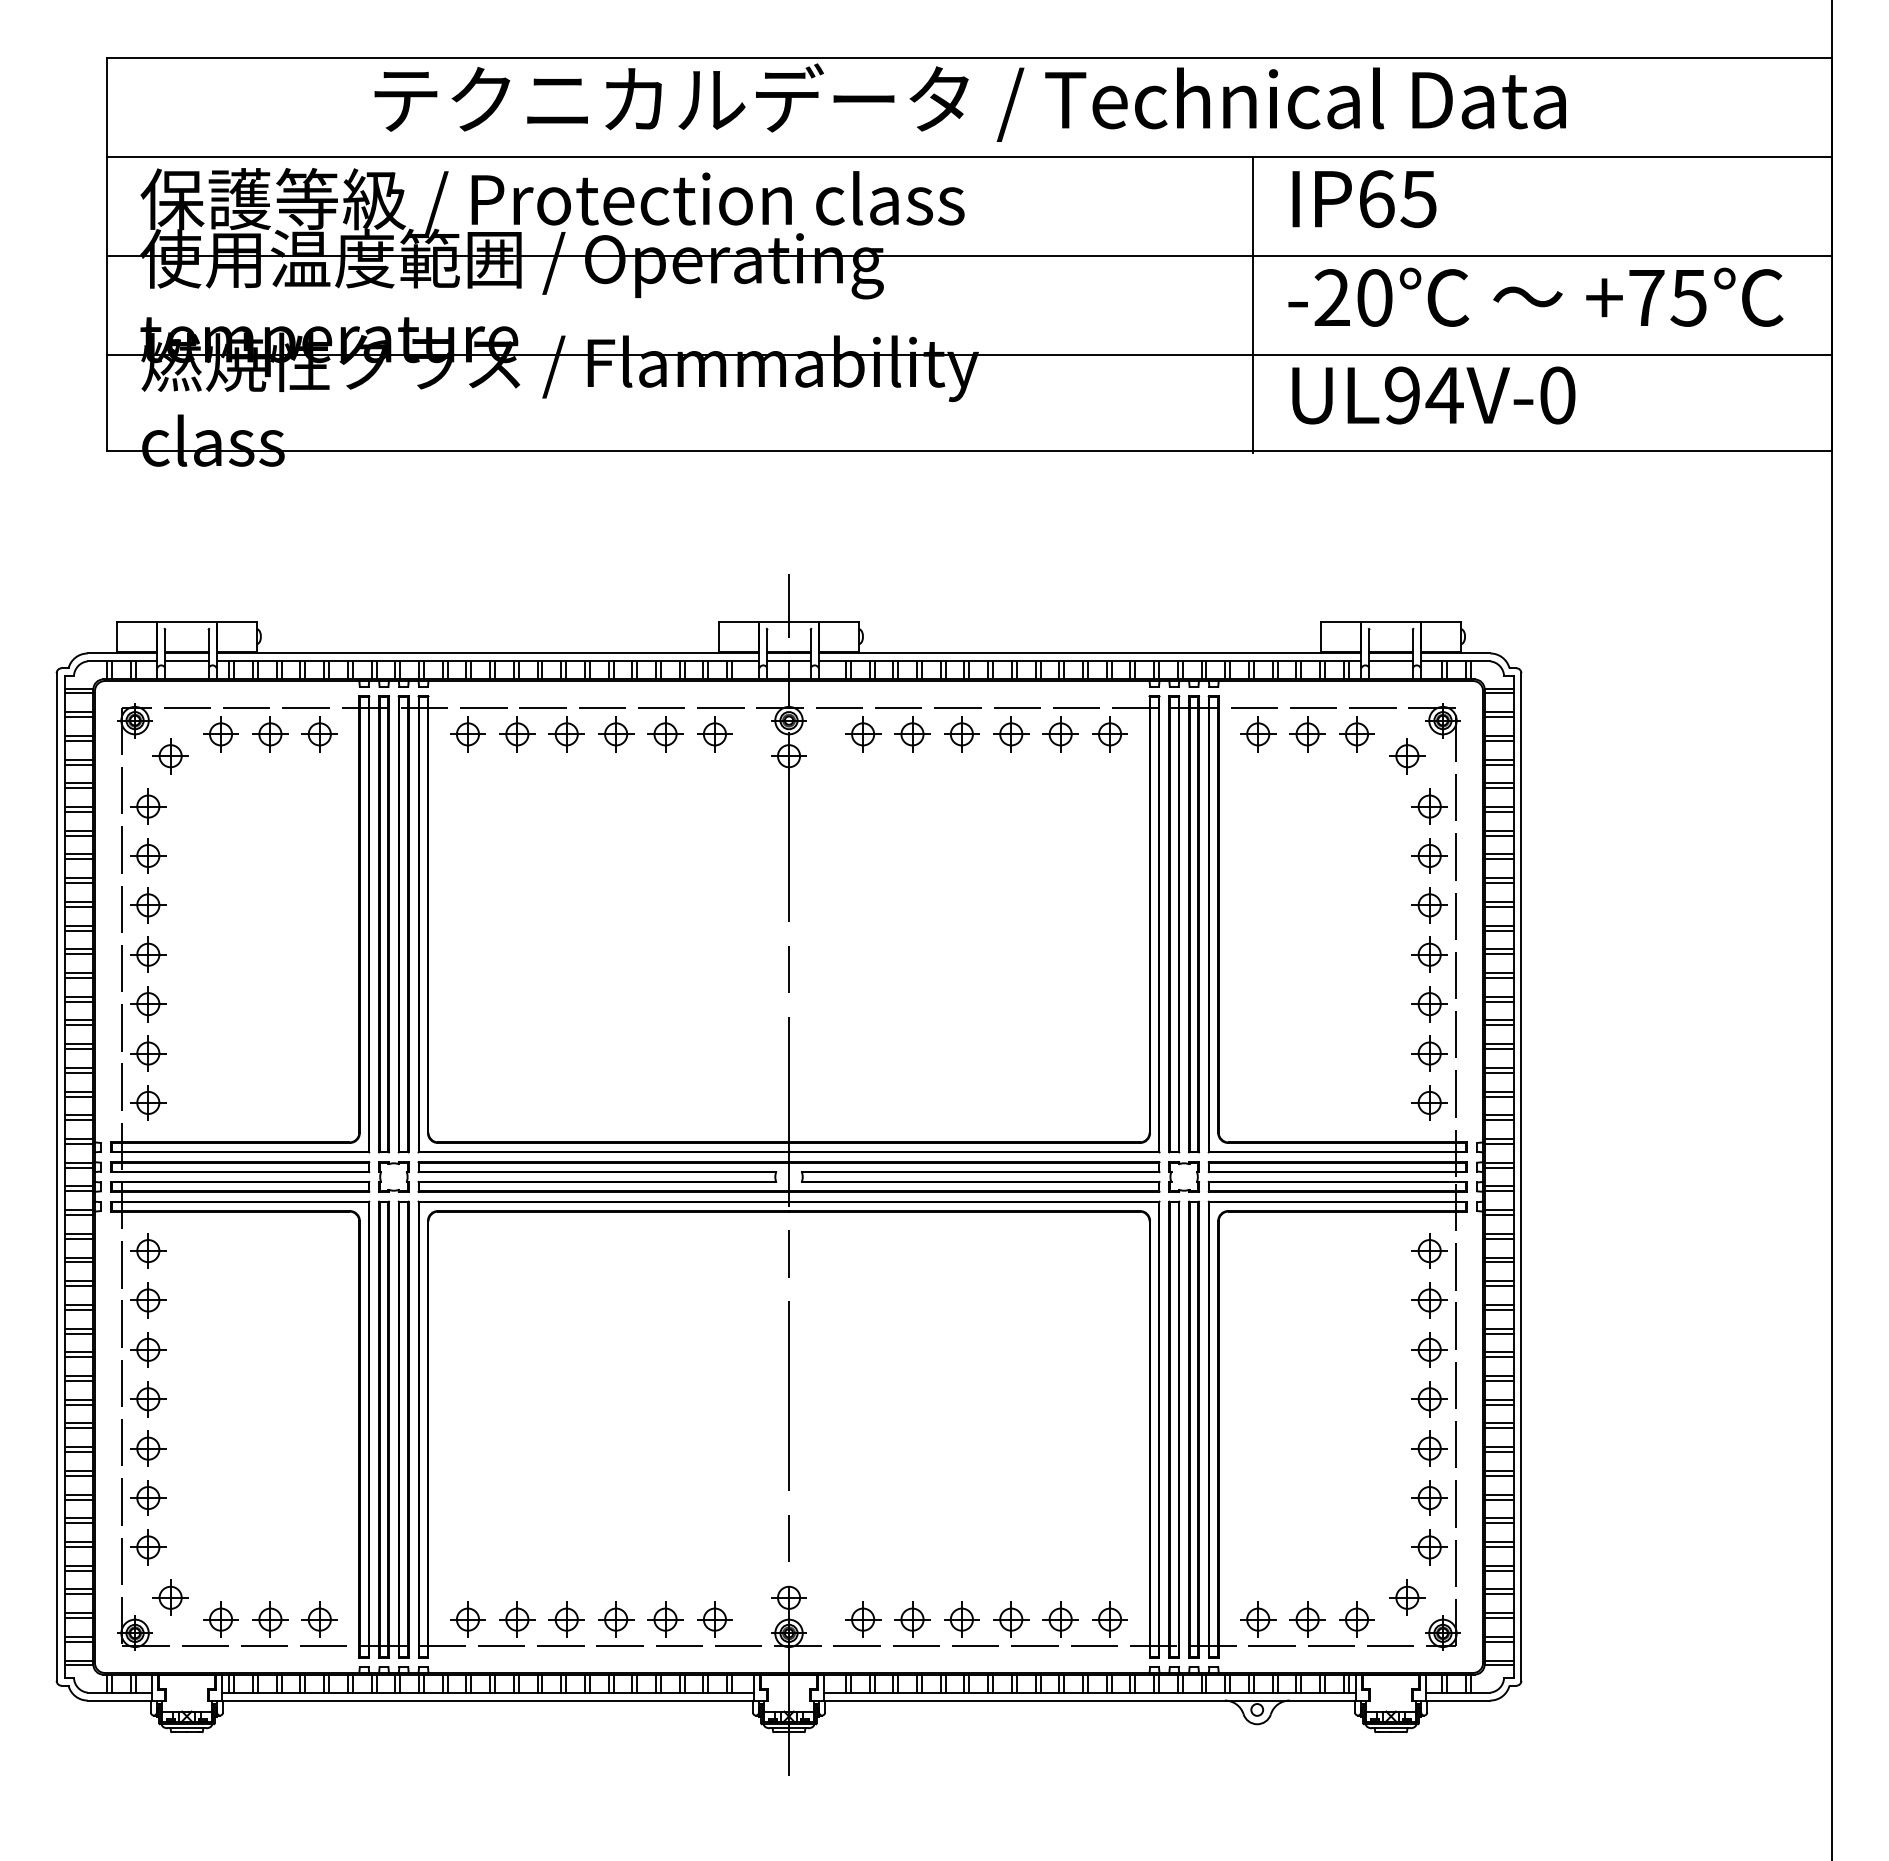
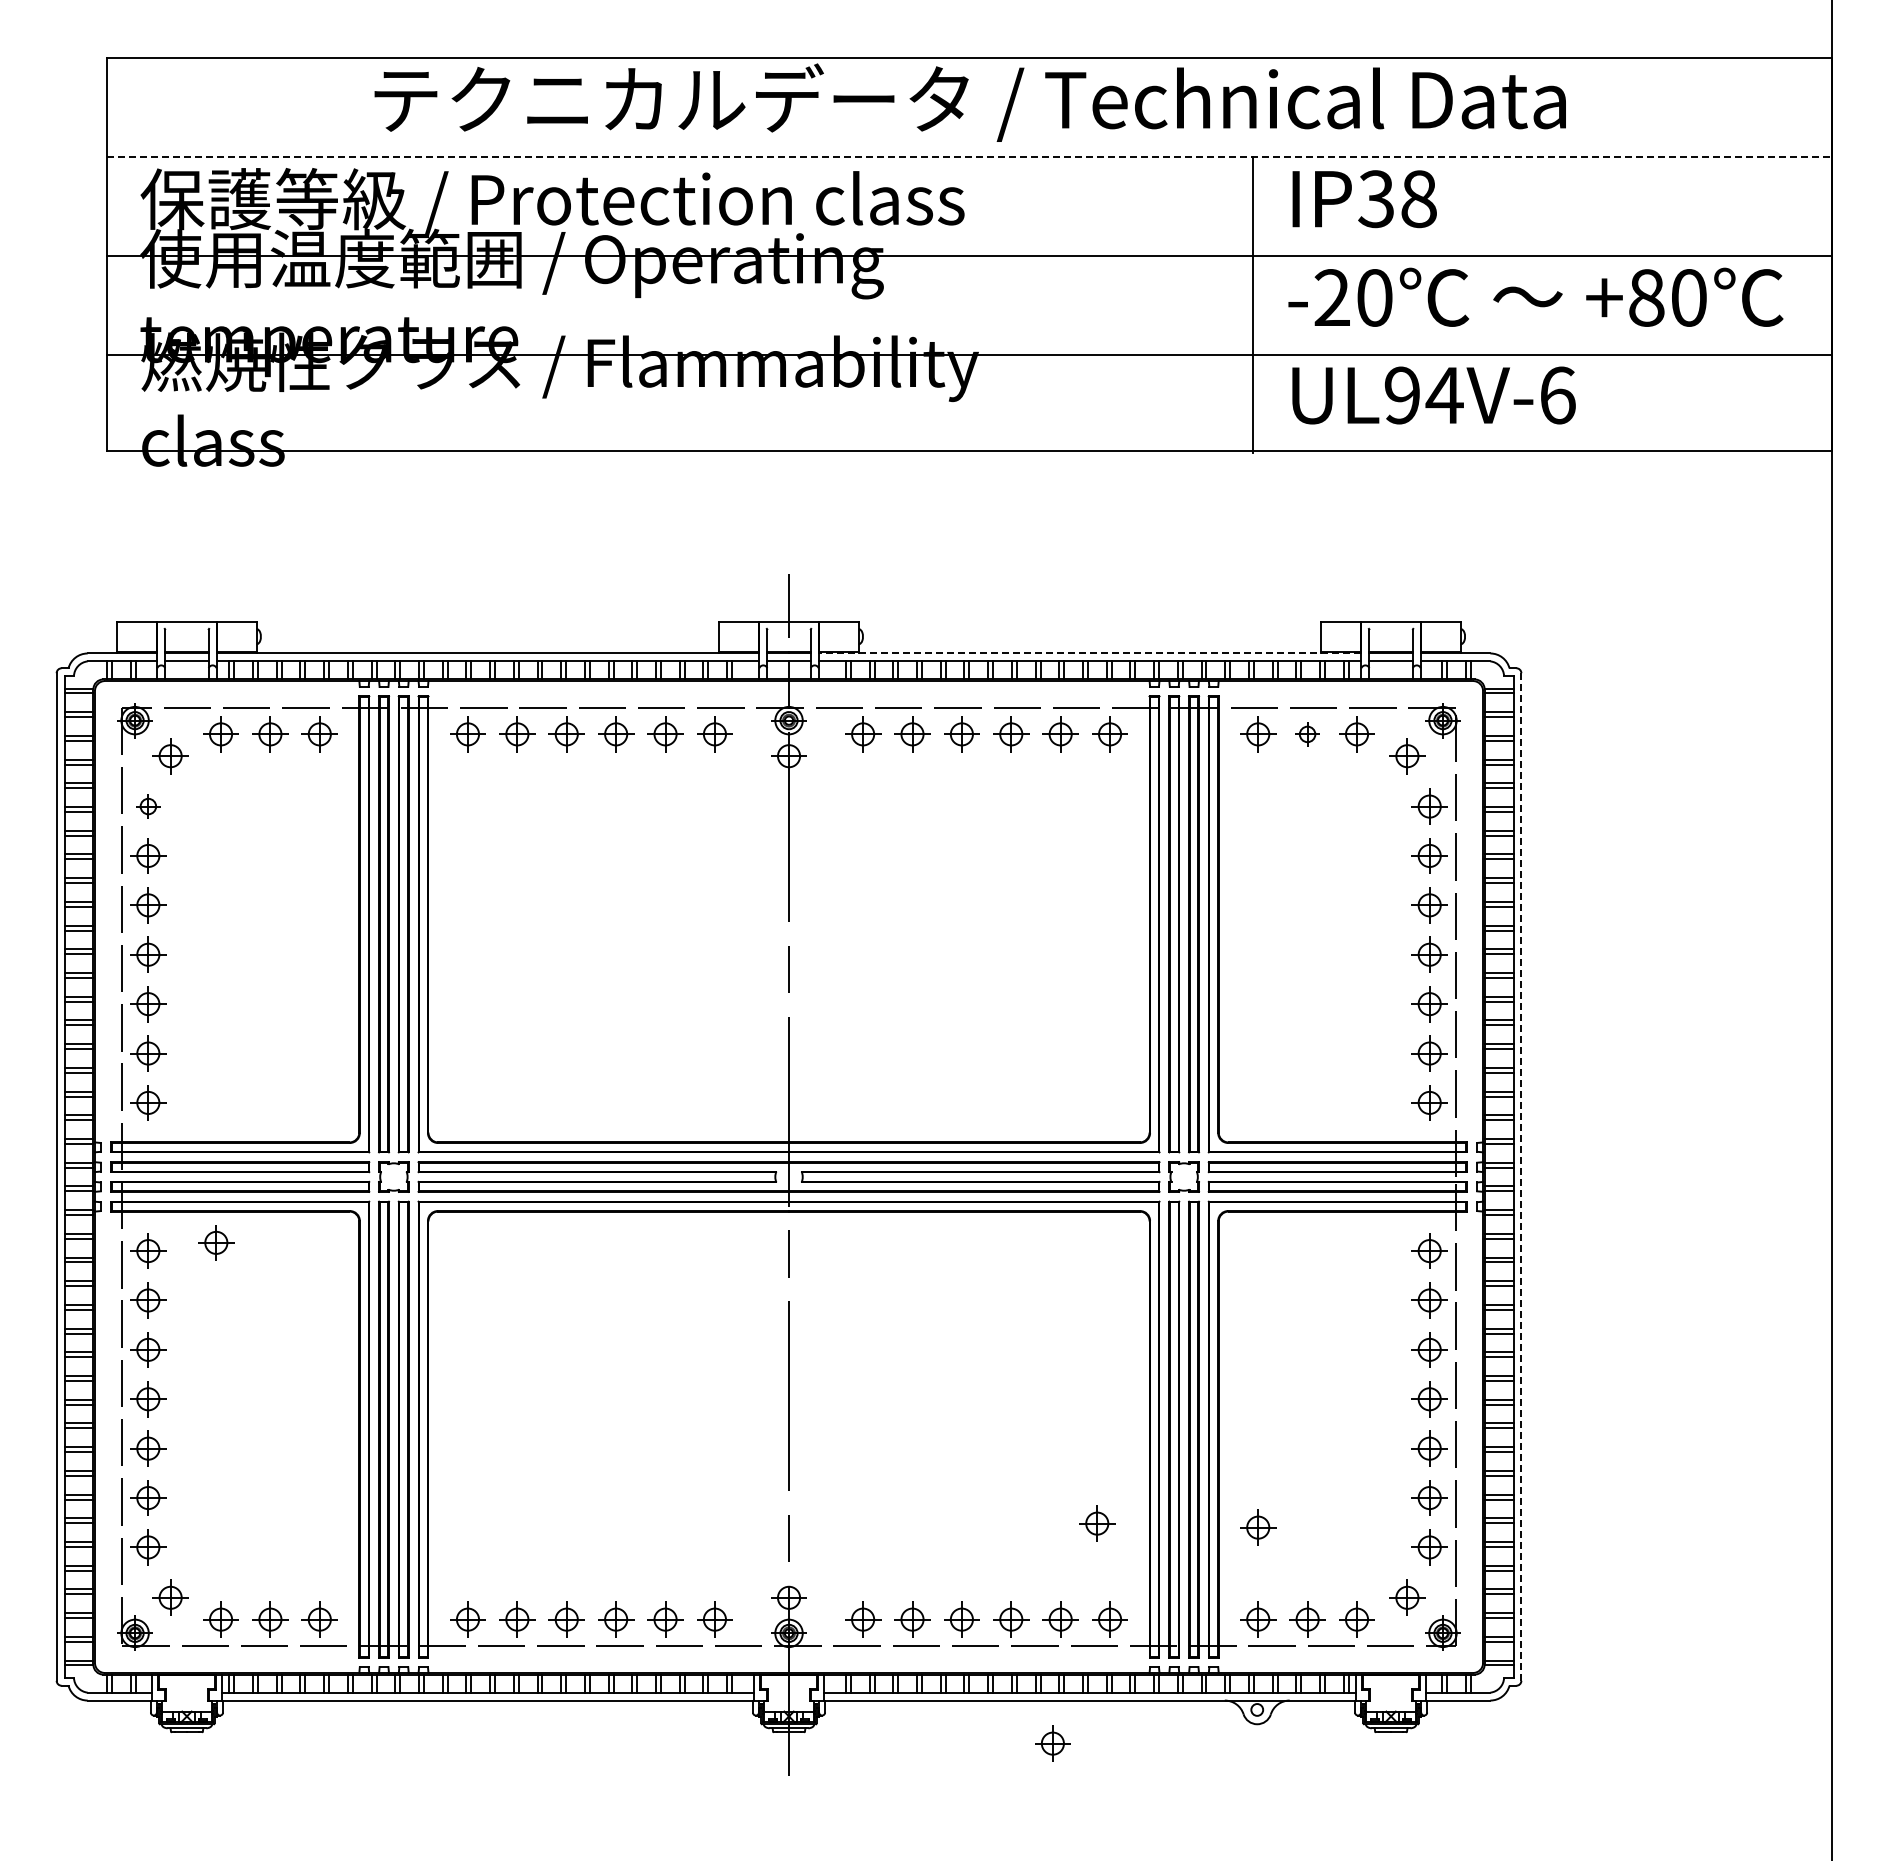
line: solid -> dashed (969, 157)
text: IP65 -> IP38 (1397, 199)
text: +75 -> +80 (1667, 297)
text: UL94V-0 -> UL94V-6 (1557, 395)
line: solid -> dashed (1089, 653)
part size: 37x37 px -> 25x25 px (1307, 734)
part size: 37x37 px -> 25x25 px (148, 806)
line: solid -> dashed (1521, 1177)
part: none -> present (216, 1242)
part: none -> present (1097, 1523)
part: none -> present (1258, 1527)
part: none -> present (1052, 1743)
